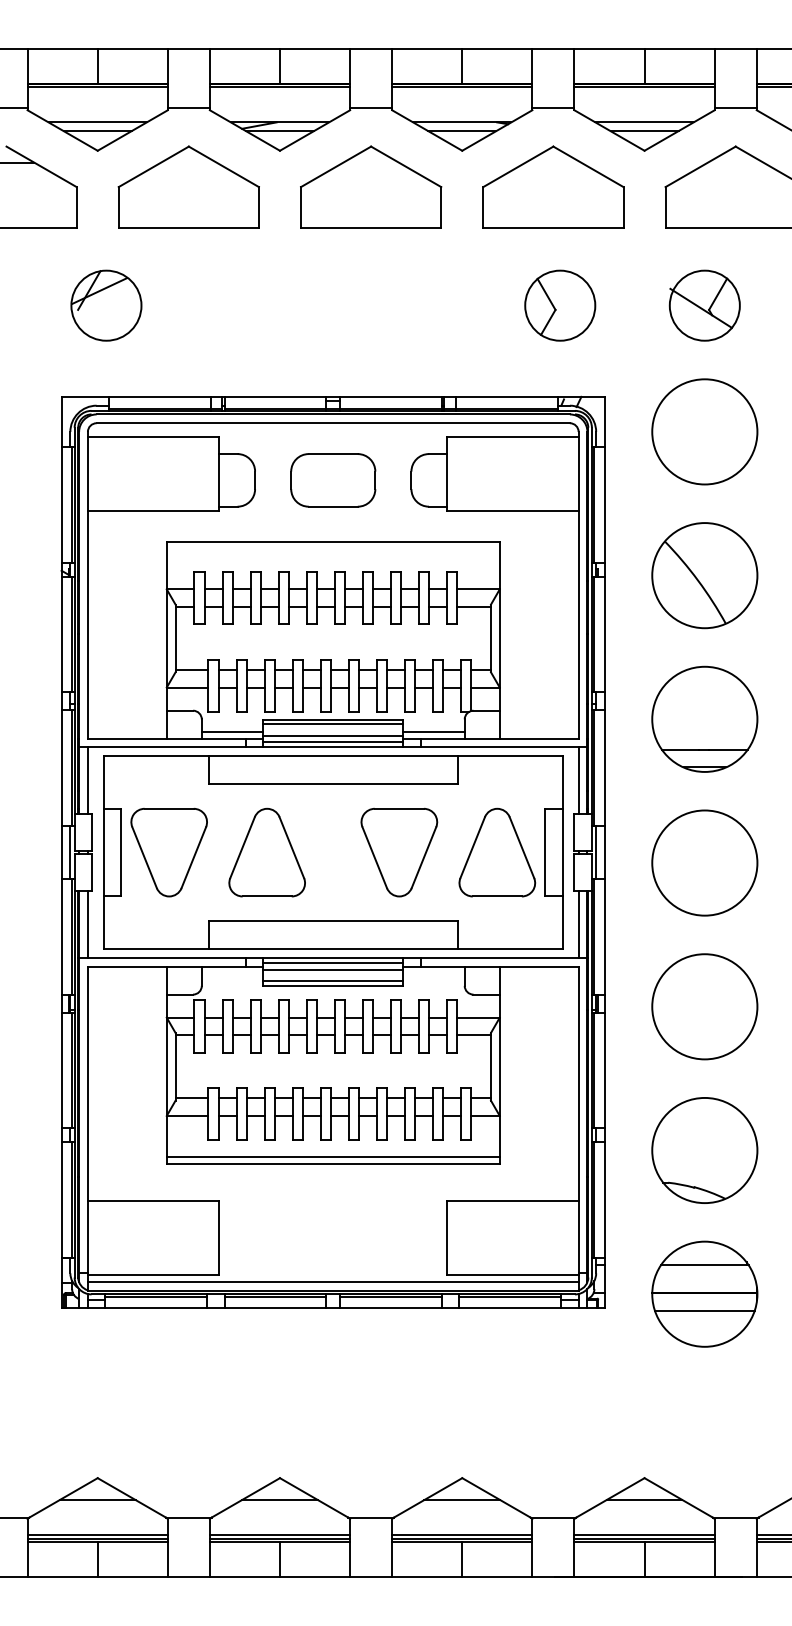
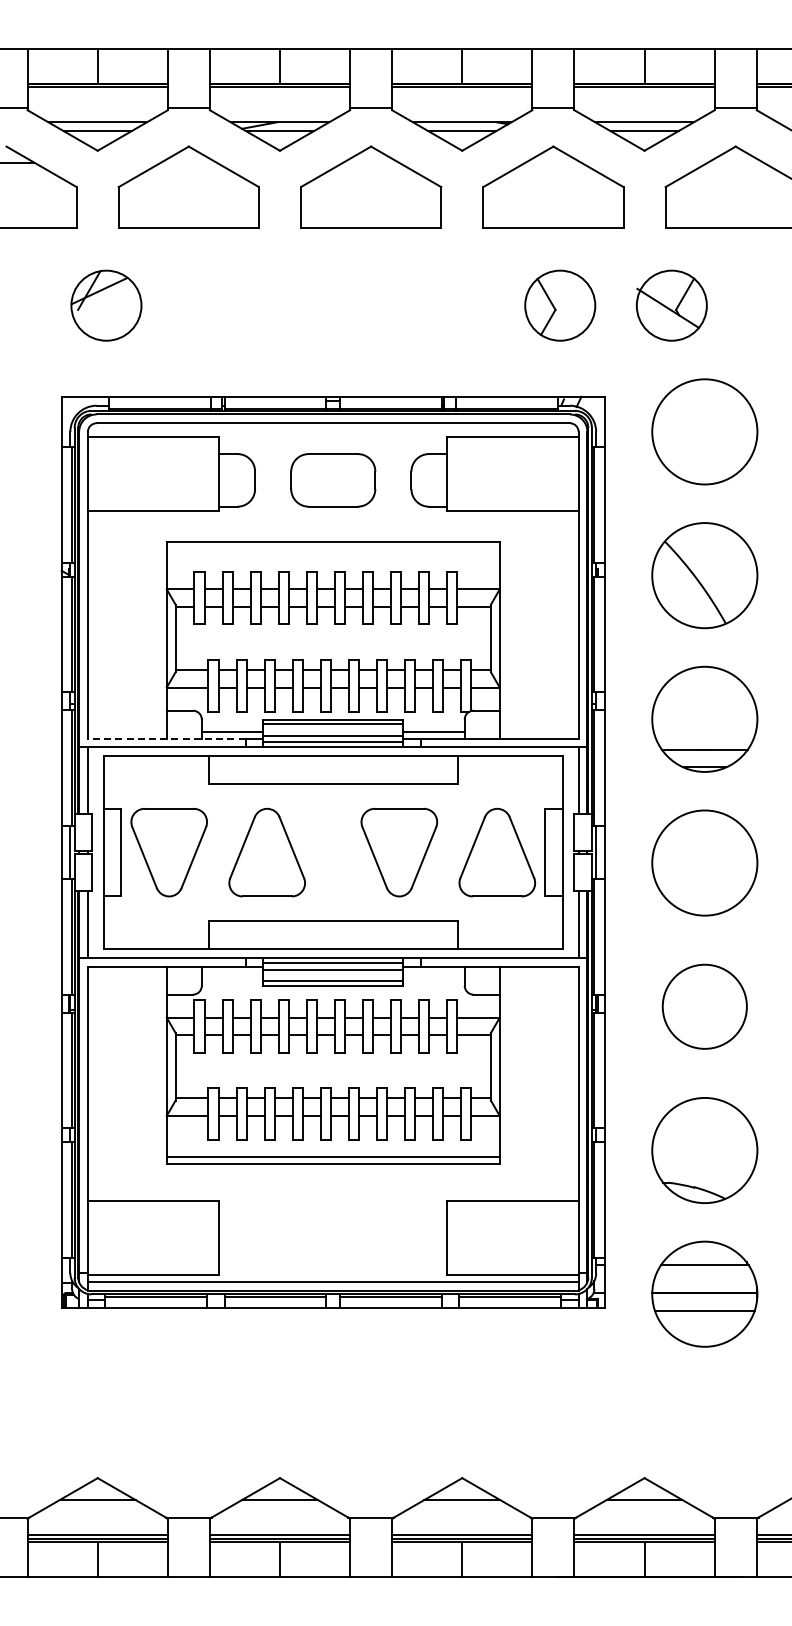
part position: (704, 305) -> (671, 305) (671, 305)
line: solid -> dashed (166, 738)
circle diameter: 105 px -> 84 px (704, 1006)
